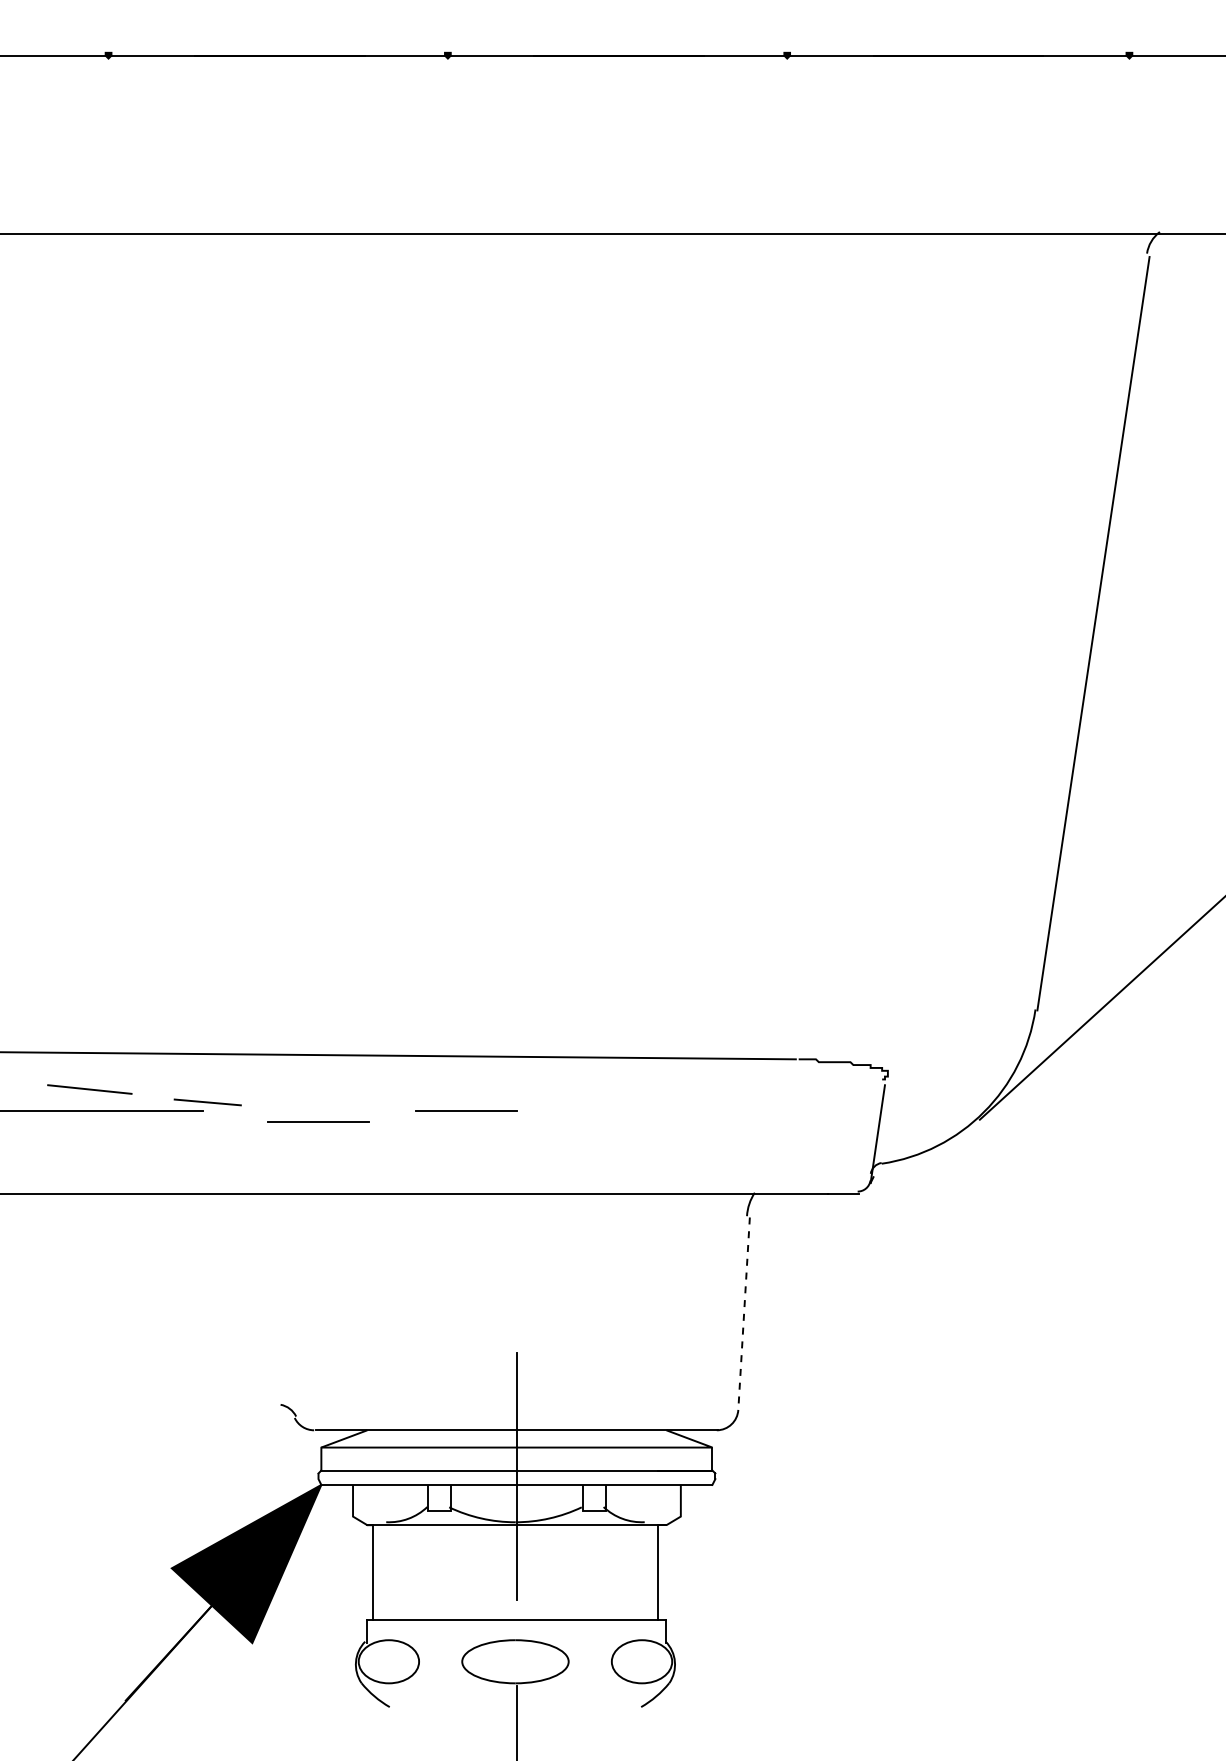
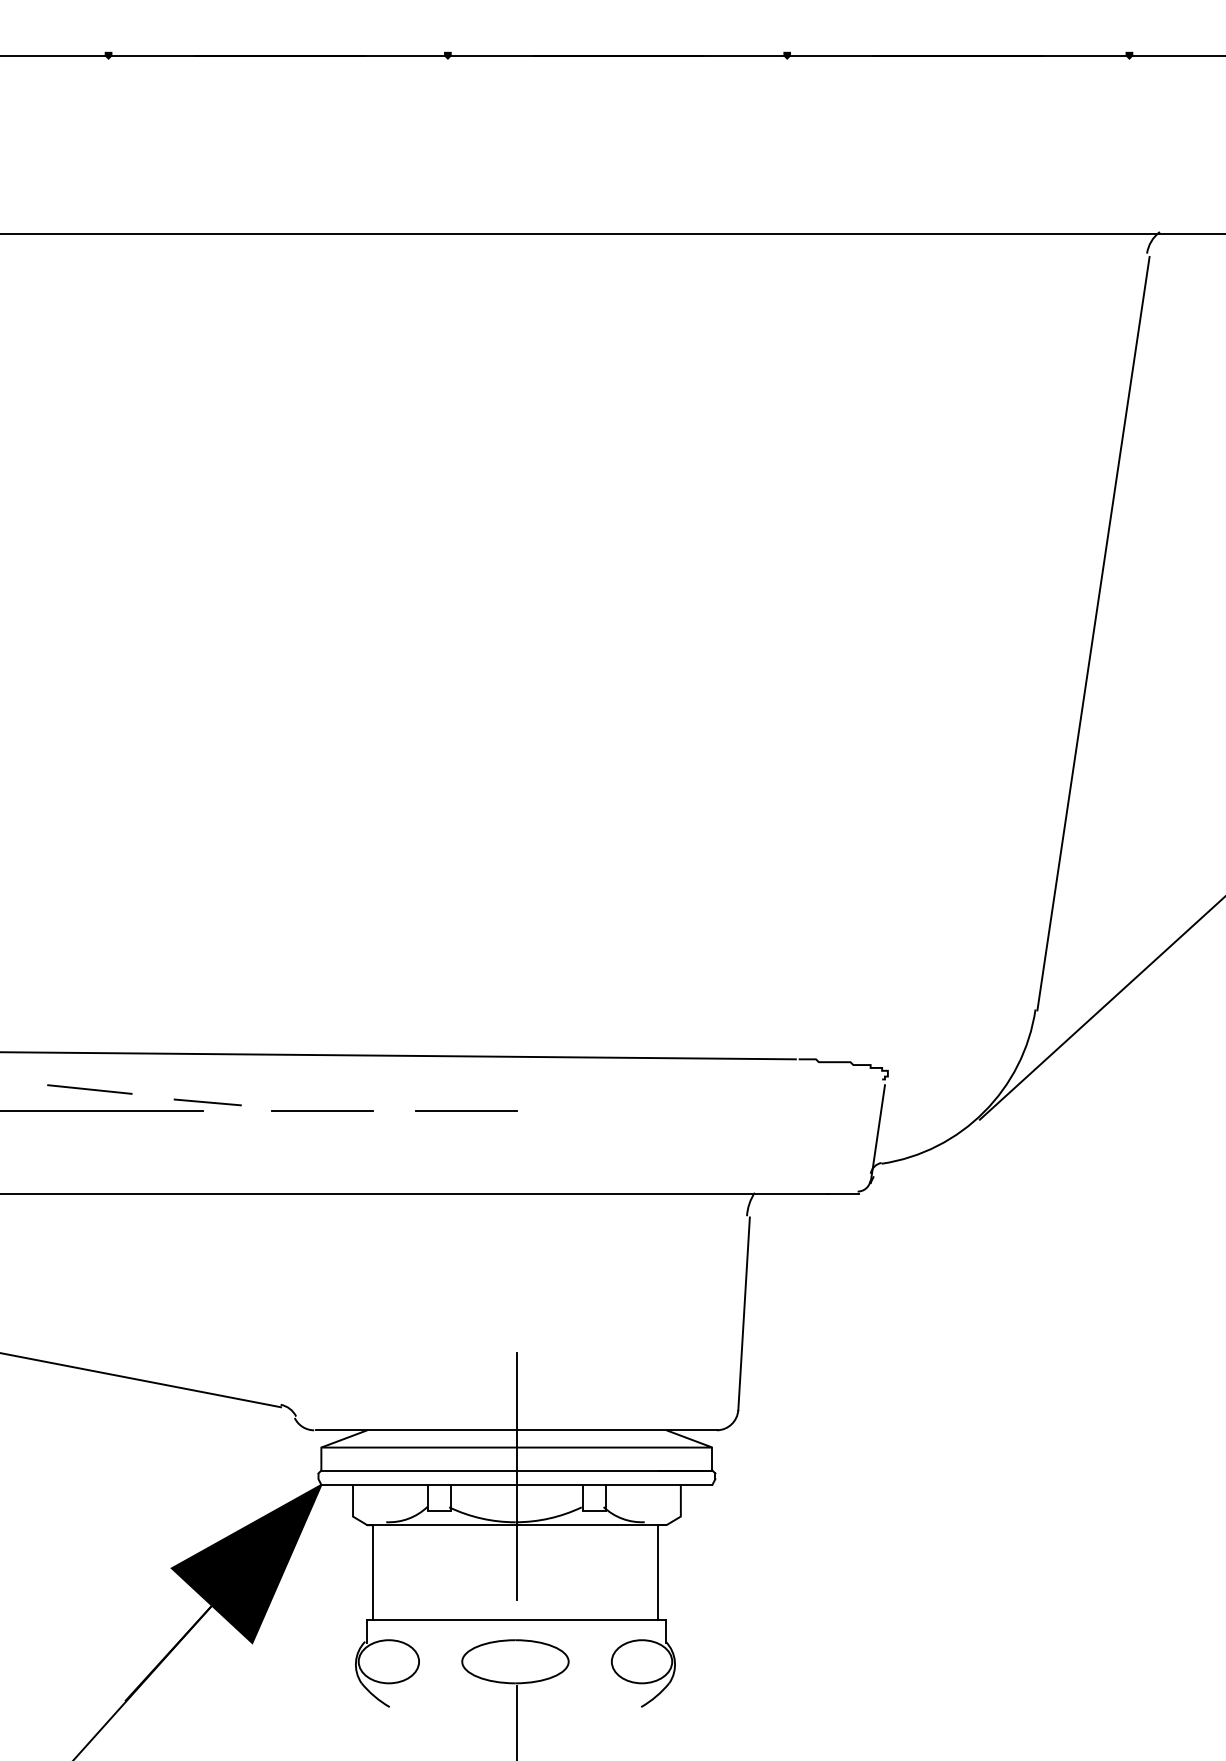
line position: (318, 1121) -> (322, 1110) (322, 1110)
line: dashed -> solid (744, 1314)
line: none -> present (141, 1380)
